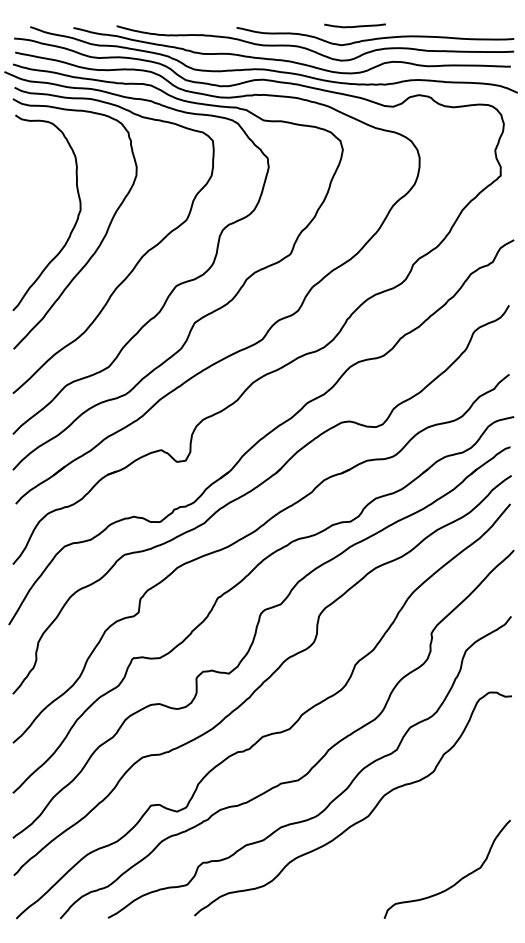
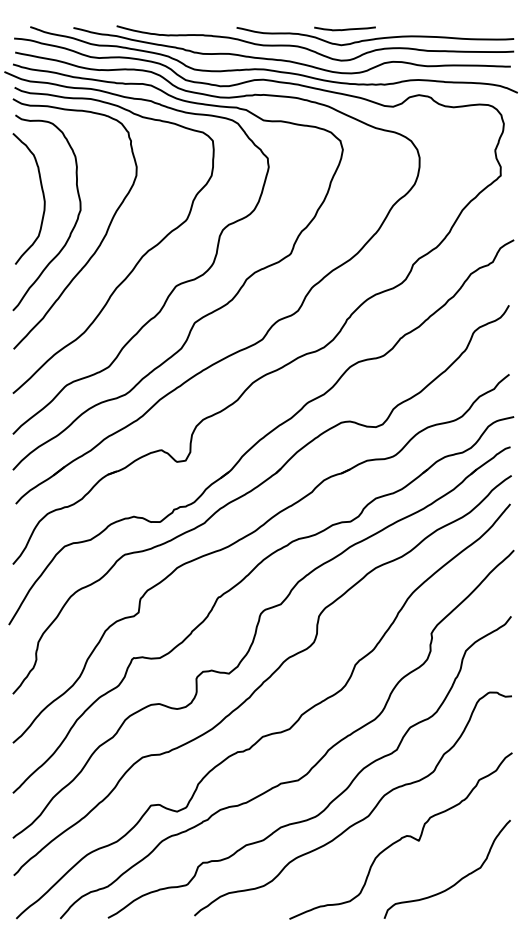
curve position: (355, 25) -> (345, 28) (345, 28)
curve: none -> present (42, 195)
curve: none -> present (402, 836)
